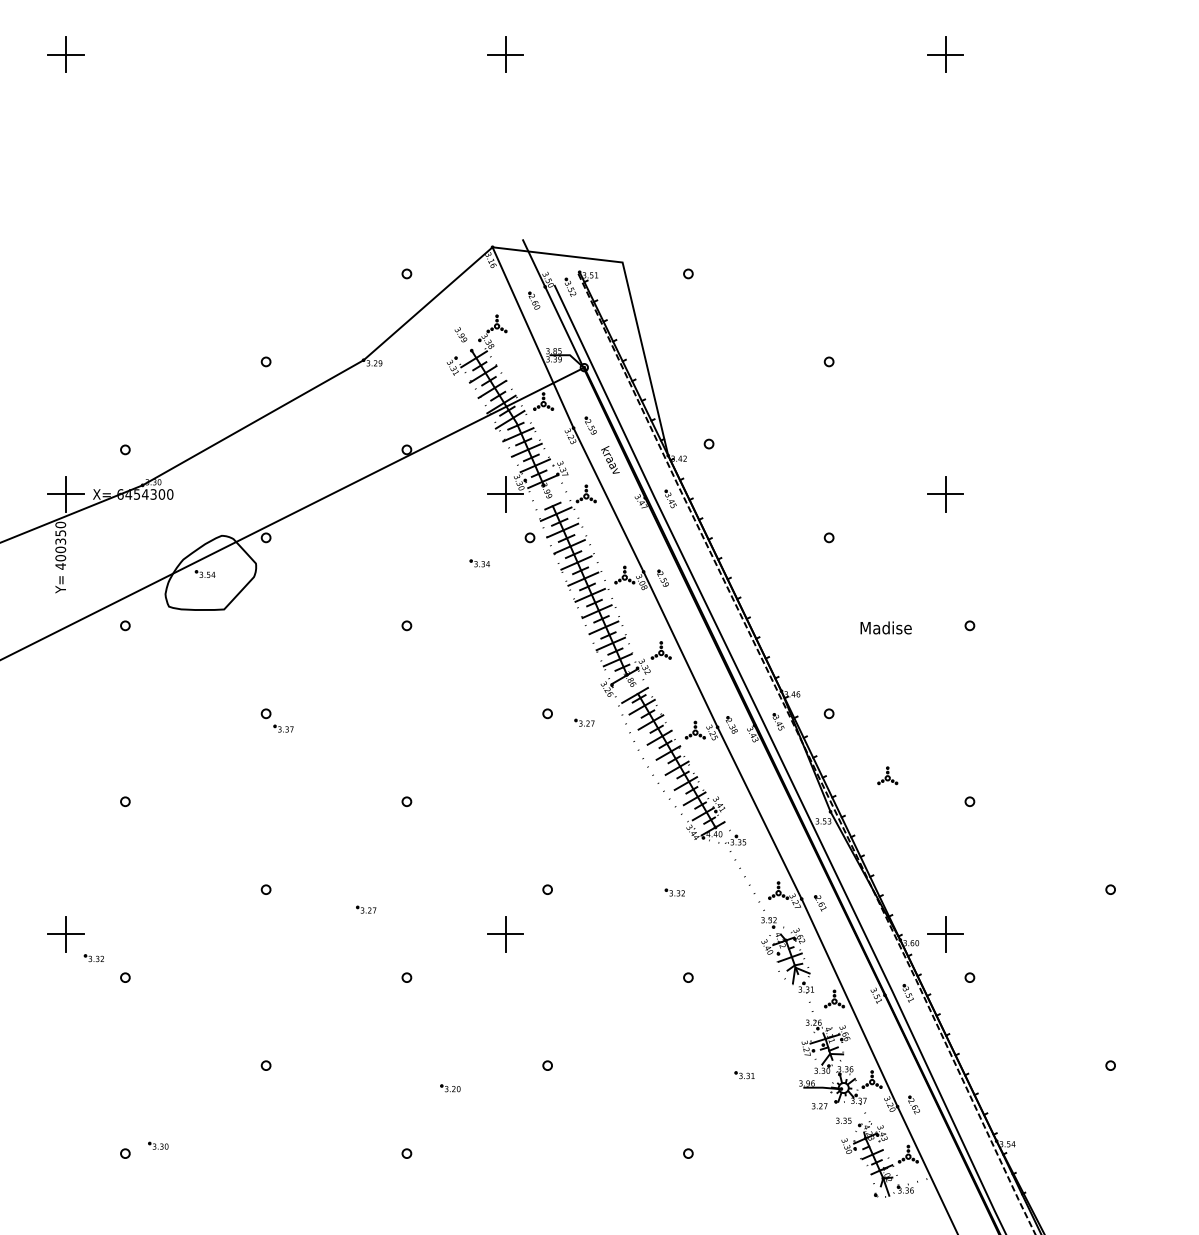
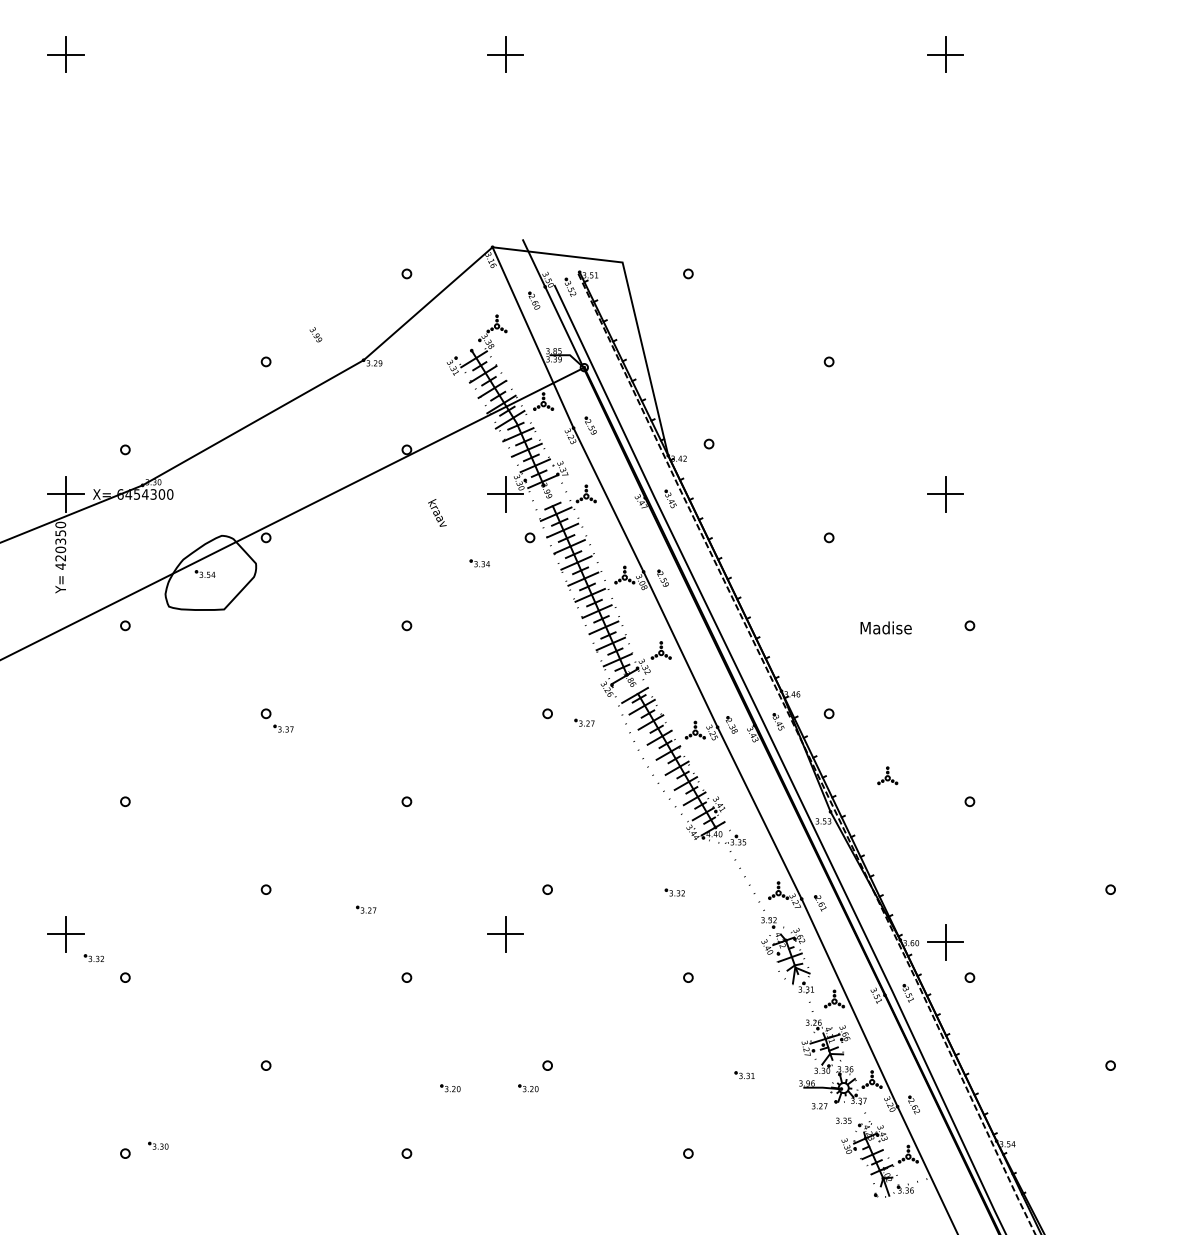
text position: (460, 334) -> (315, 334) (315, 334)
text position: (610, 459) -> (437, 512) (437, 512)
text: 400350 -> 420350 (60, 558)
part position: (945, 934) -> (945, 942) (945, 942)
part: none -> present (528, 1088)
